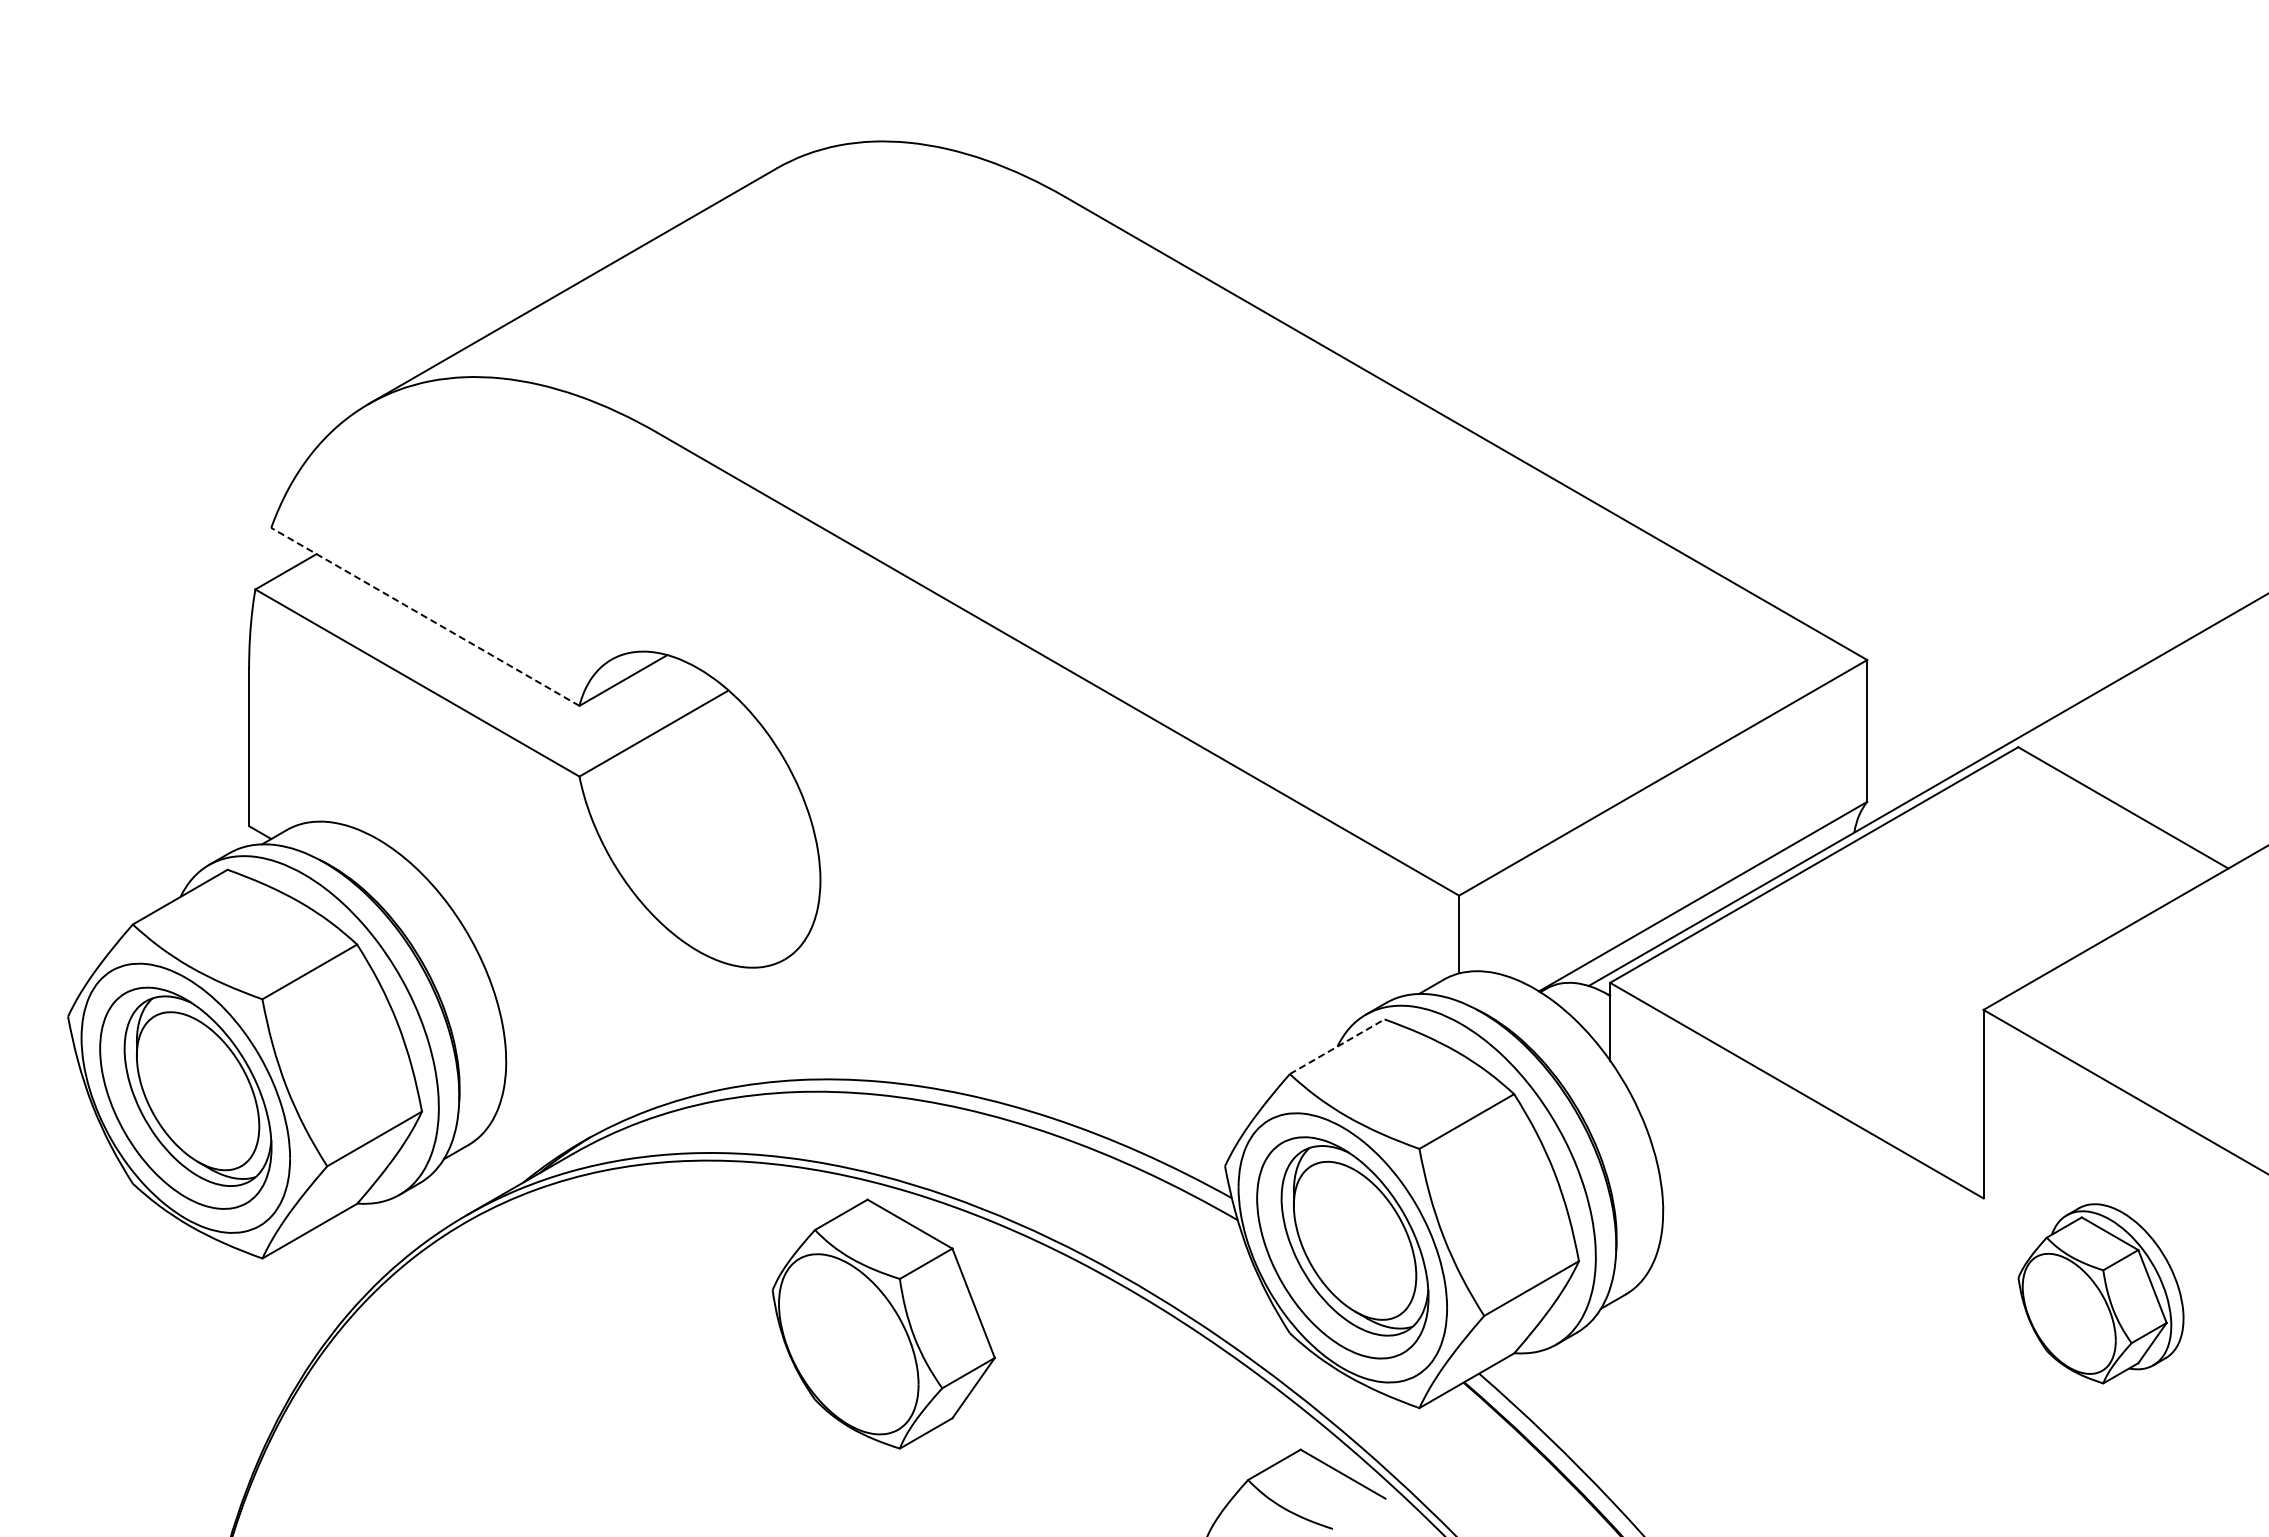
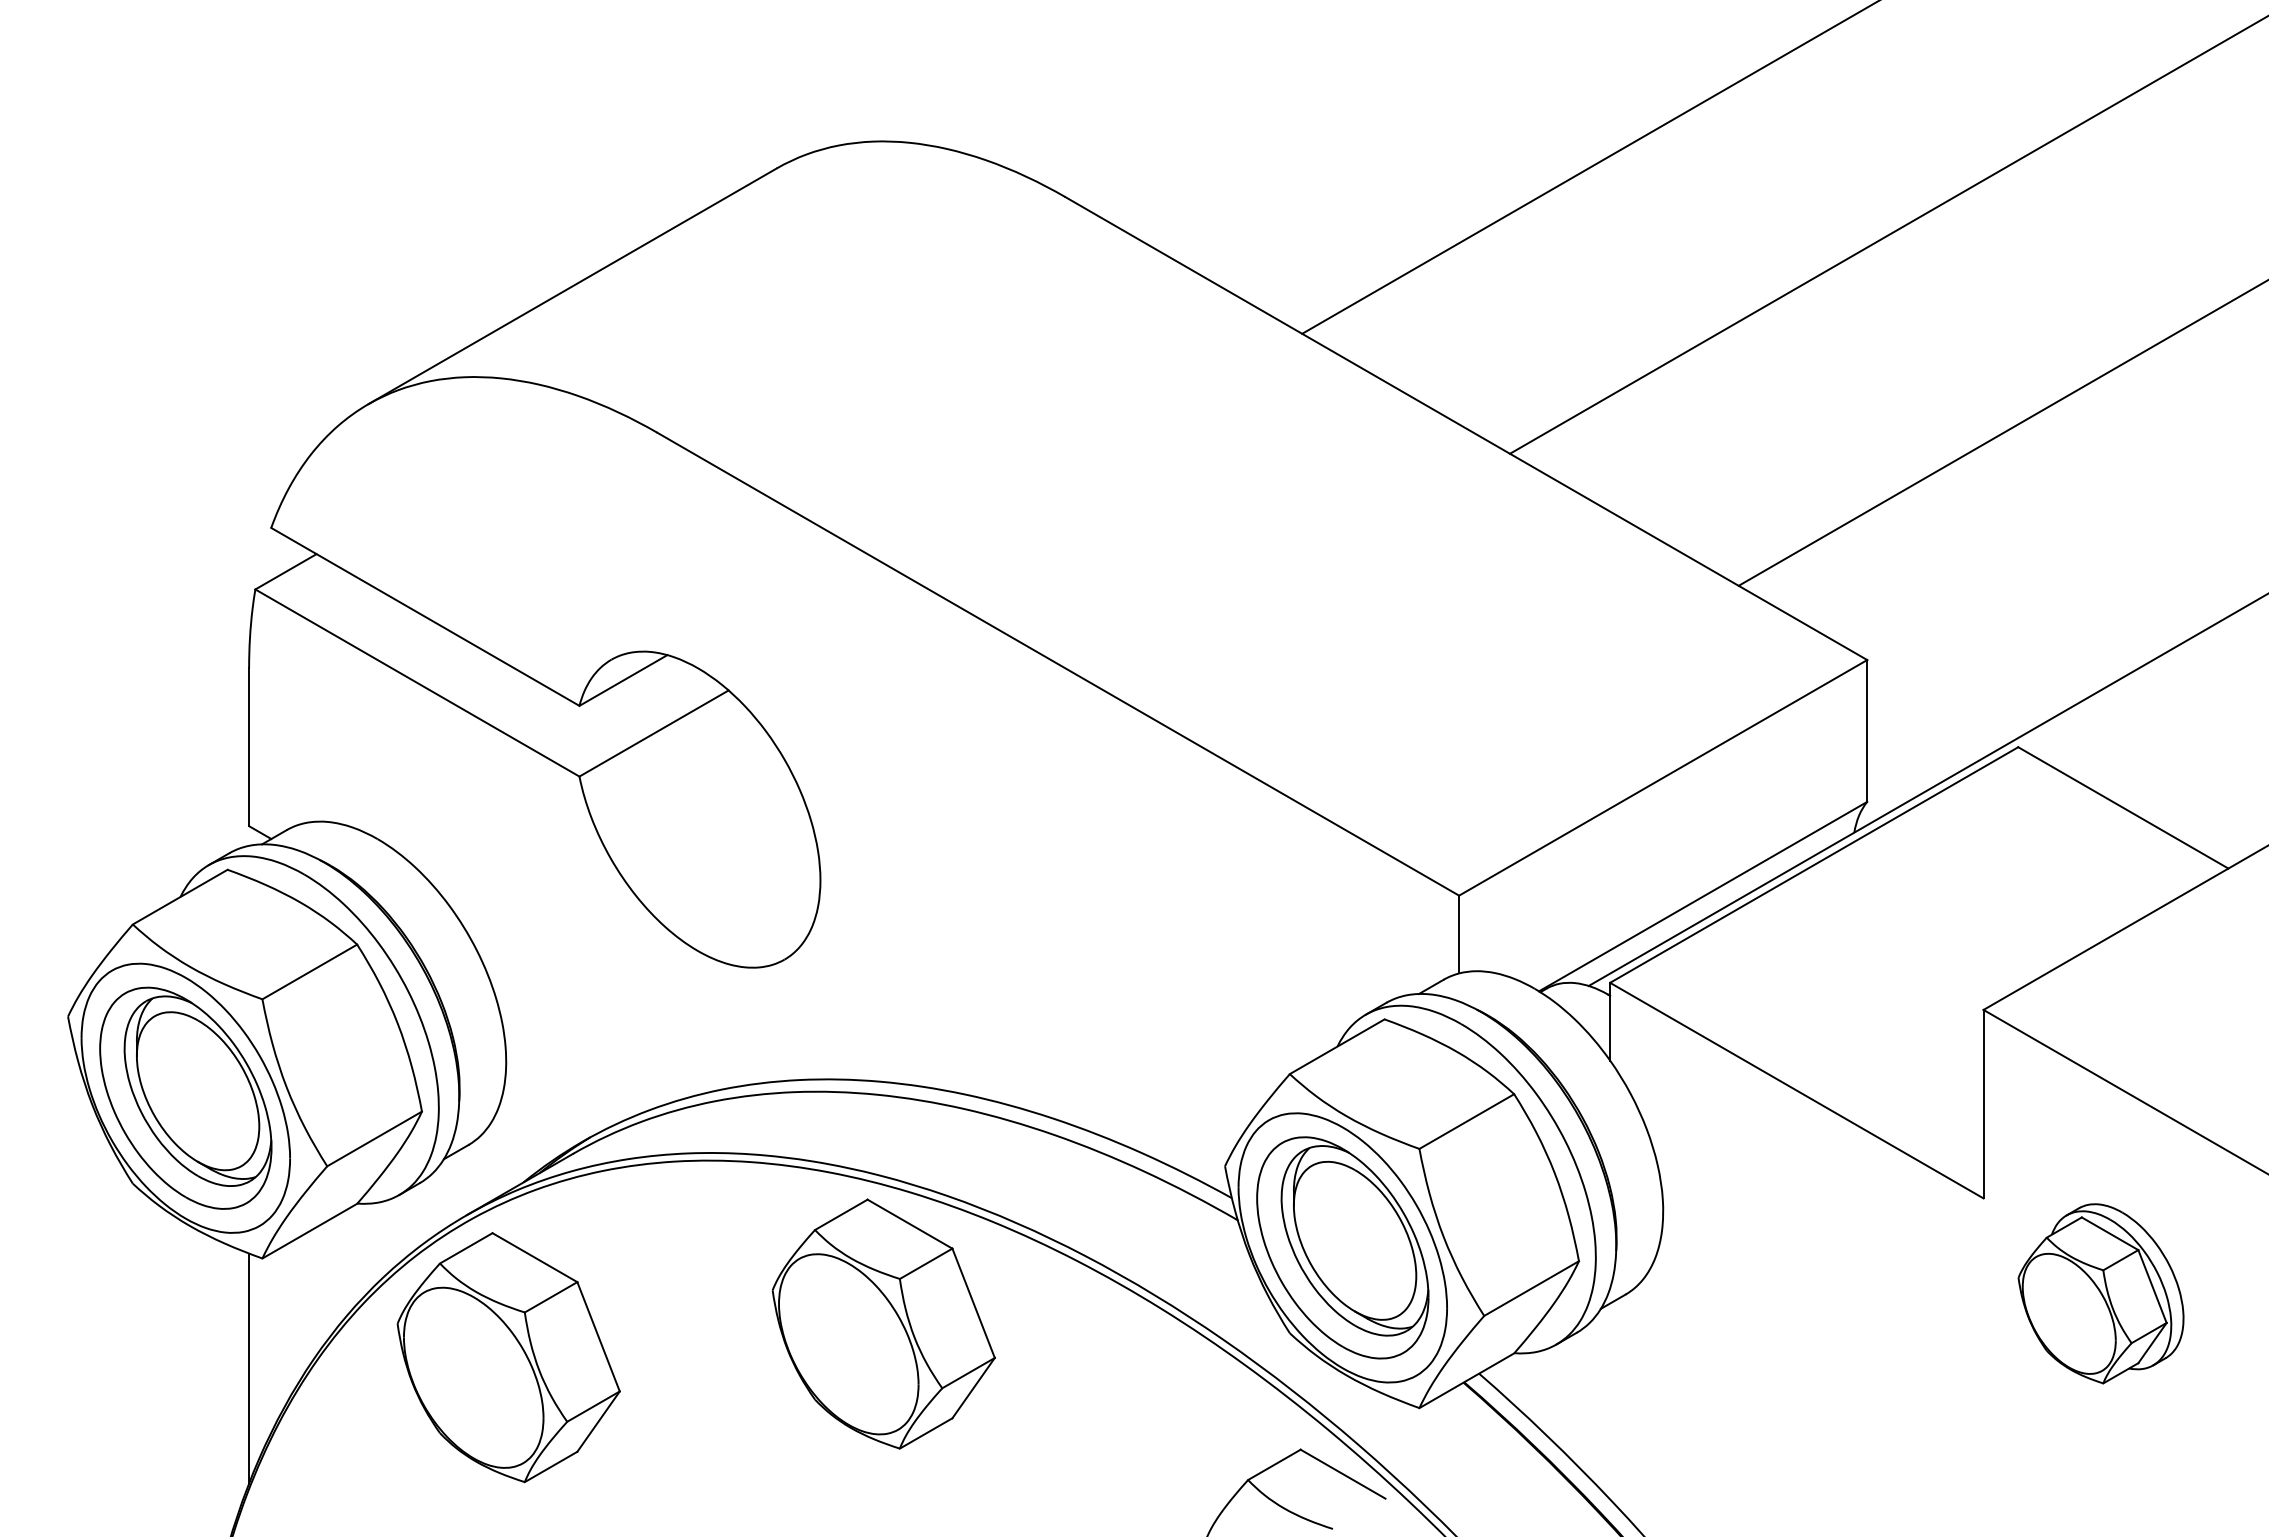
line: none -> present (1589, 167)
line: none -> present (1887, 235)
line: none -> present (2001, 433)
line: dashed -> solid (425, 616)
line: dashed -> solid (1337, 1046)
part: none -> present (508, 1357)
line: none -> present (249, 1368)
